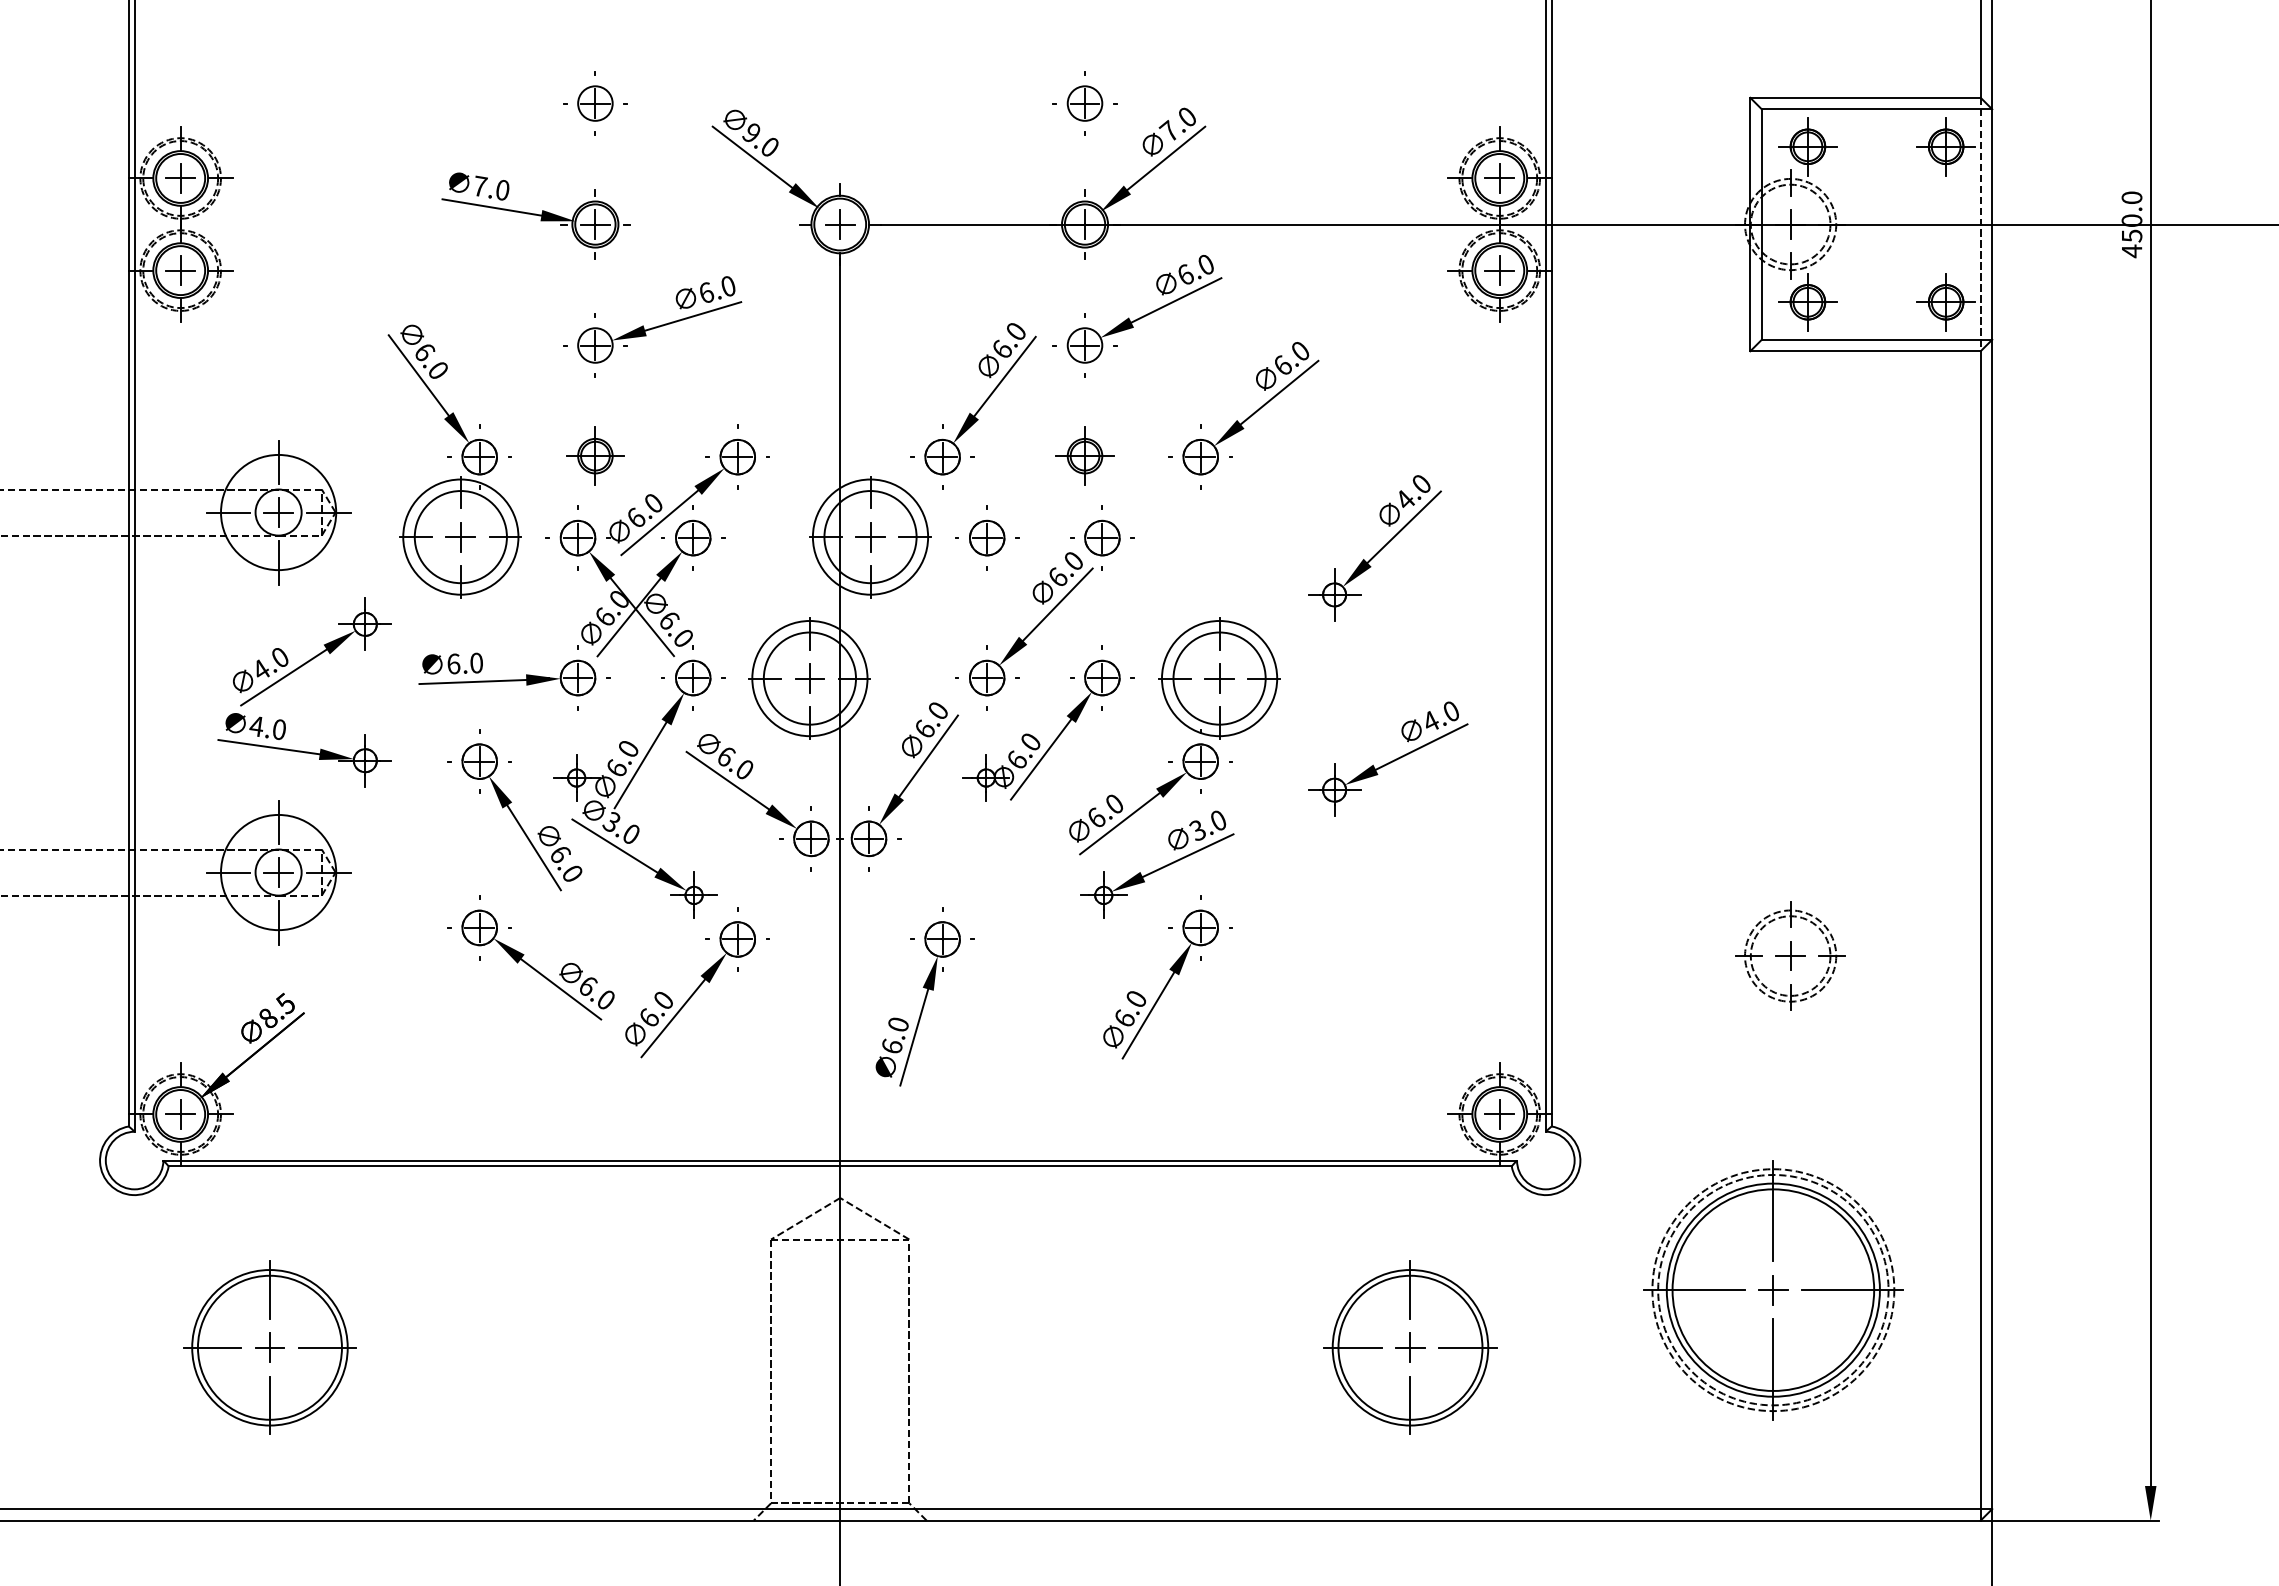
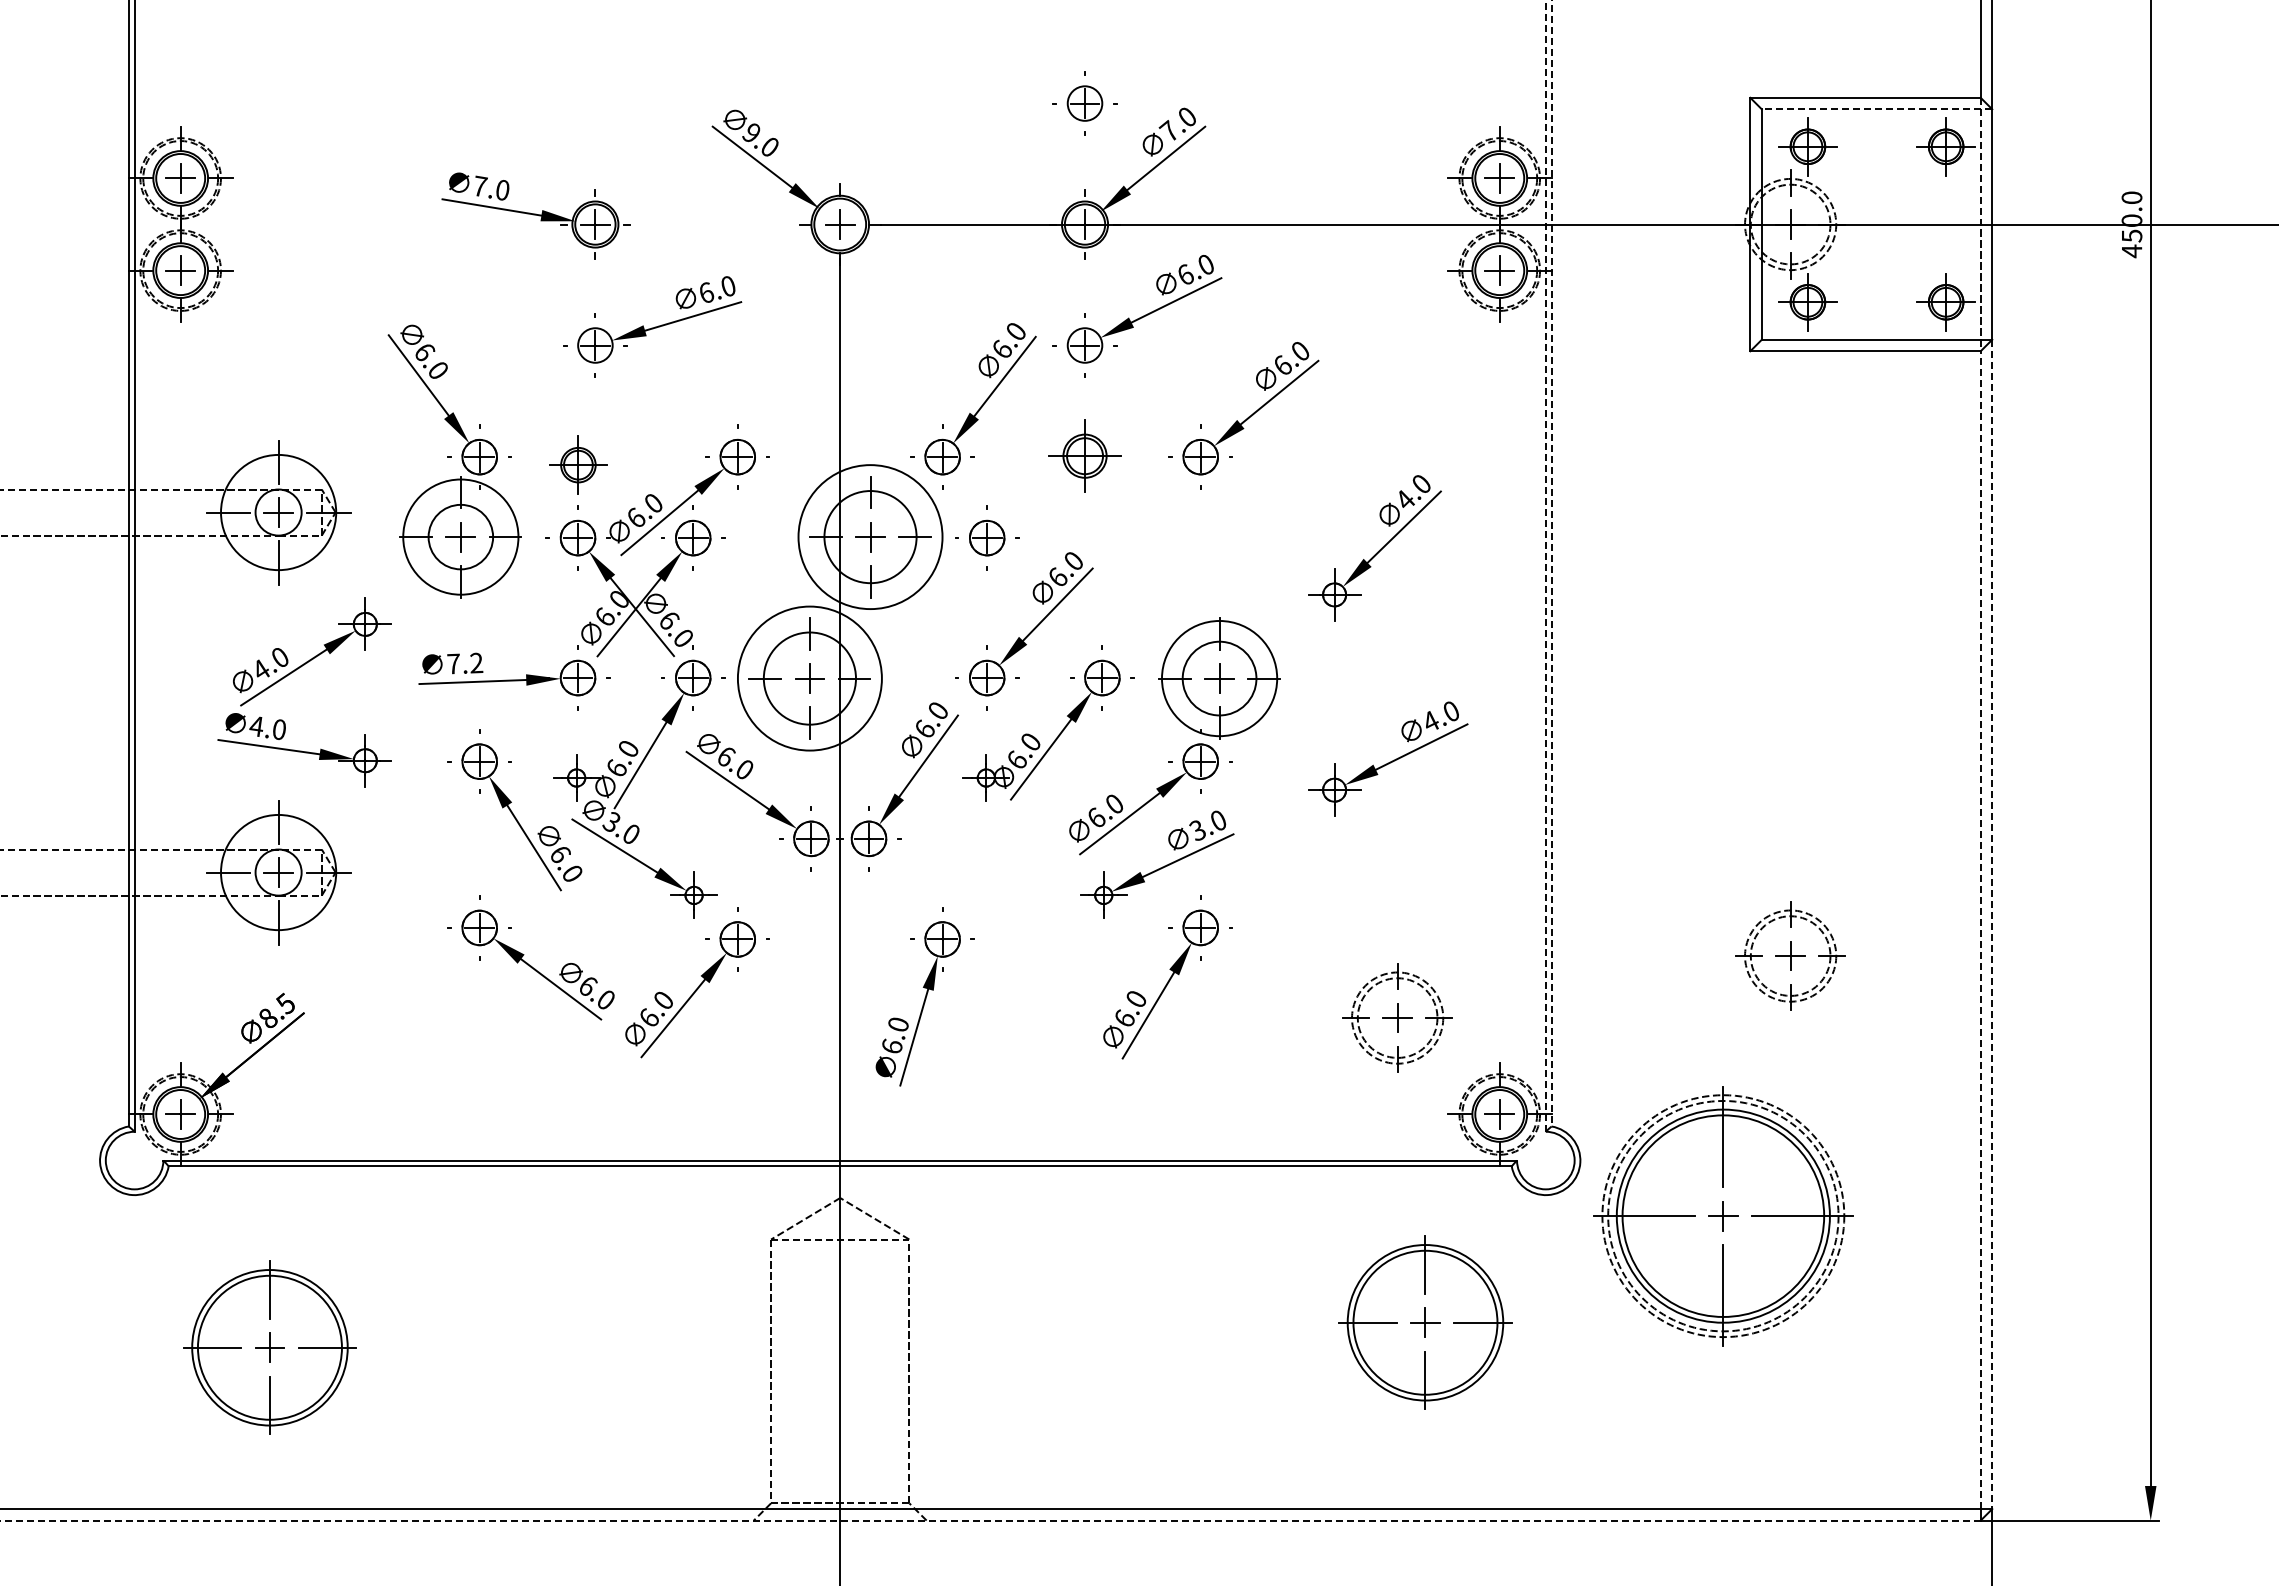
part: present -> none (595, 103)
line: solid -> dashed (1876, 109)
part position: (595, 455) -> (578, 464) (578, 464)
part size: 60x60 px -> 74x74 px (1084, 455)
circle diameter: 115 px -> 144 px (870, 537)
circle diameter: 92 px -> 65 px (460, 536)
part: present -> none (1102, 537)
line: solid -> dashed (1551, 563)
line: solid -> dashed (1545, 565)
text: 6.0 -> 7.2 (465, 663)
circle diameter: 115 px -> 144 px (809, 678)
circle diameter: 92 px -> 74 px (1219, 678)
line: solid -> dashed (1992, 924)
line: solid -> dashed (1980, 930)
part: none -> present (1397, 1017)
part position: (1773, 1290) -> (1723, 1216) (1723, 1216)
part position: (1410, 1347) -> (1425, 1322) (1425, 1322)
line: solid -> dashed (990, 1520)
